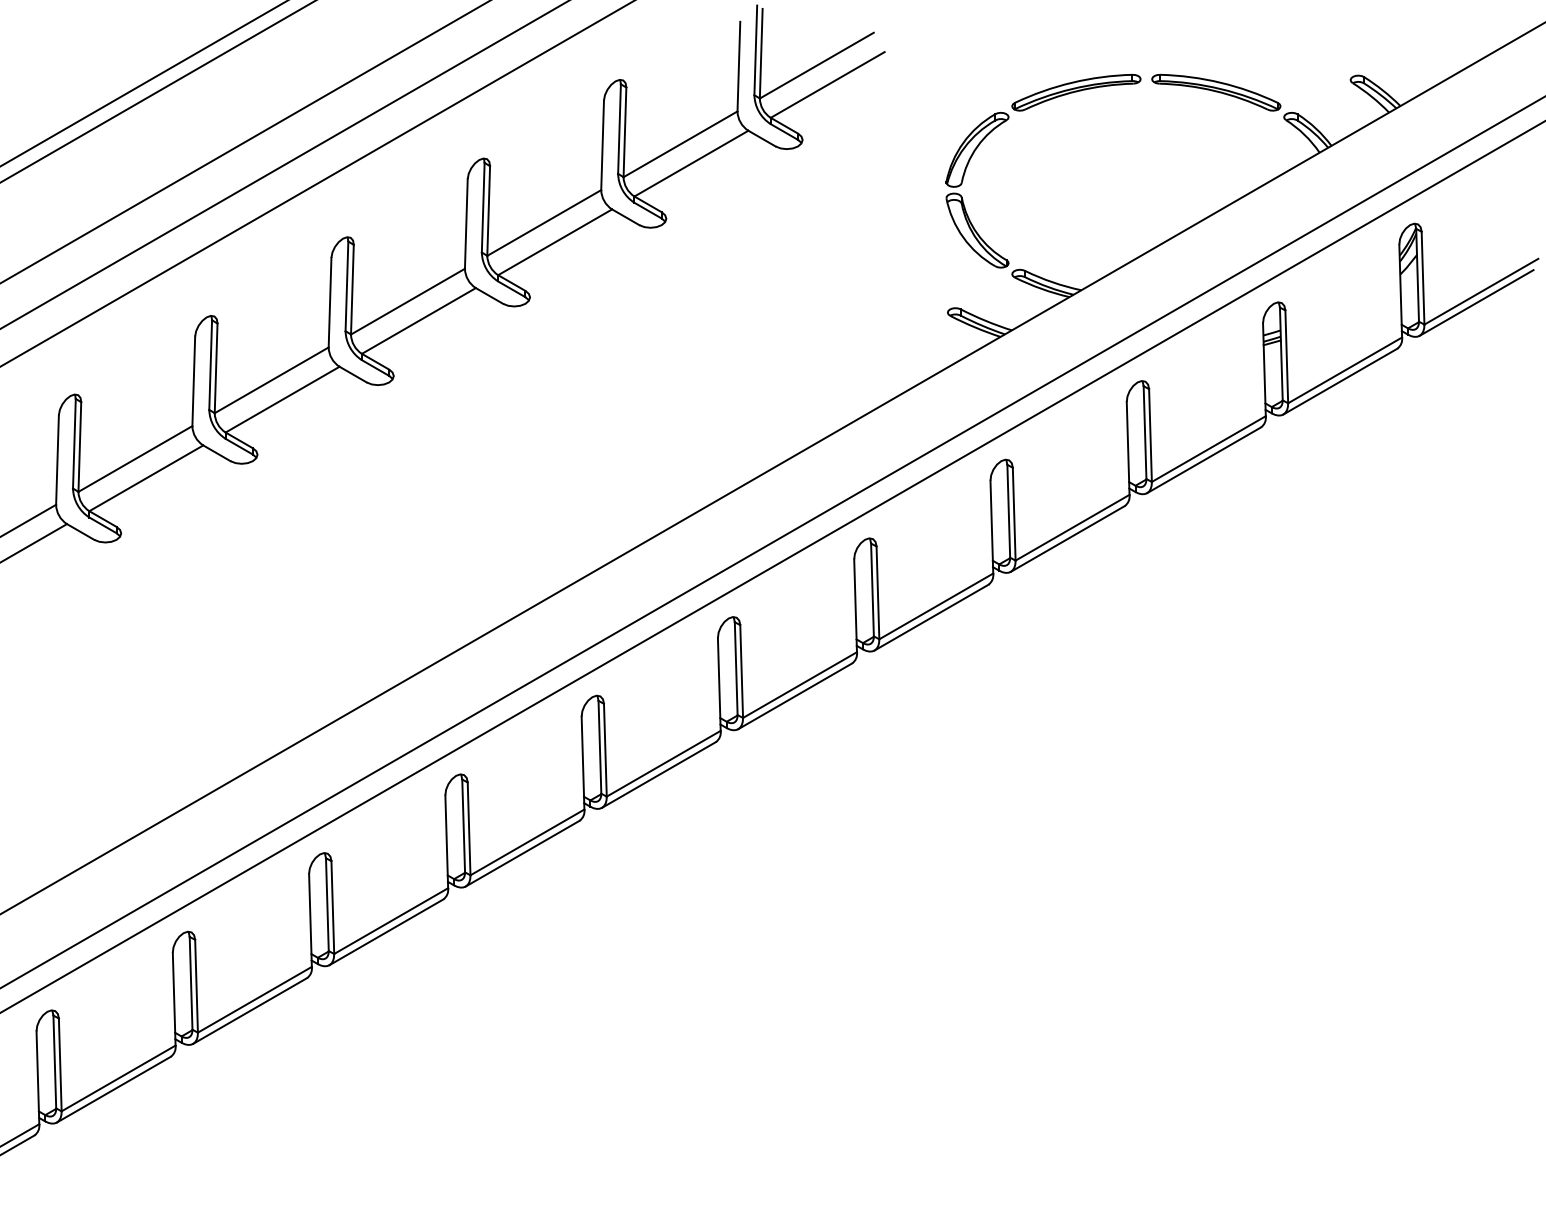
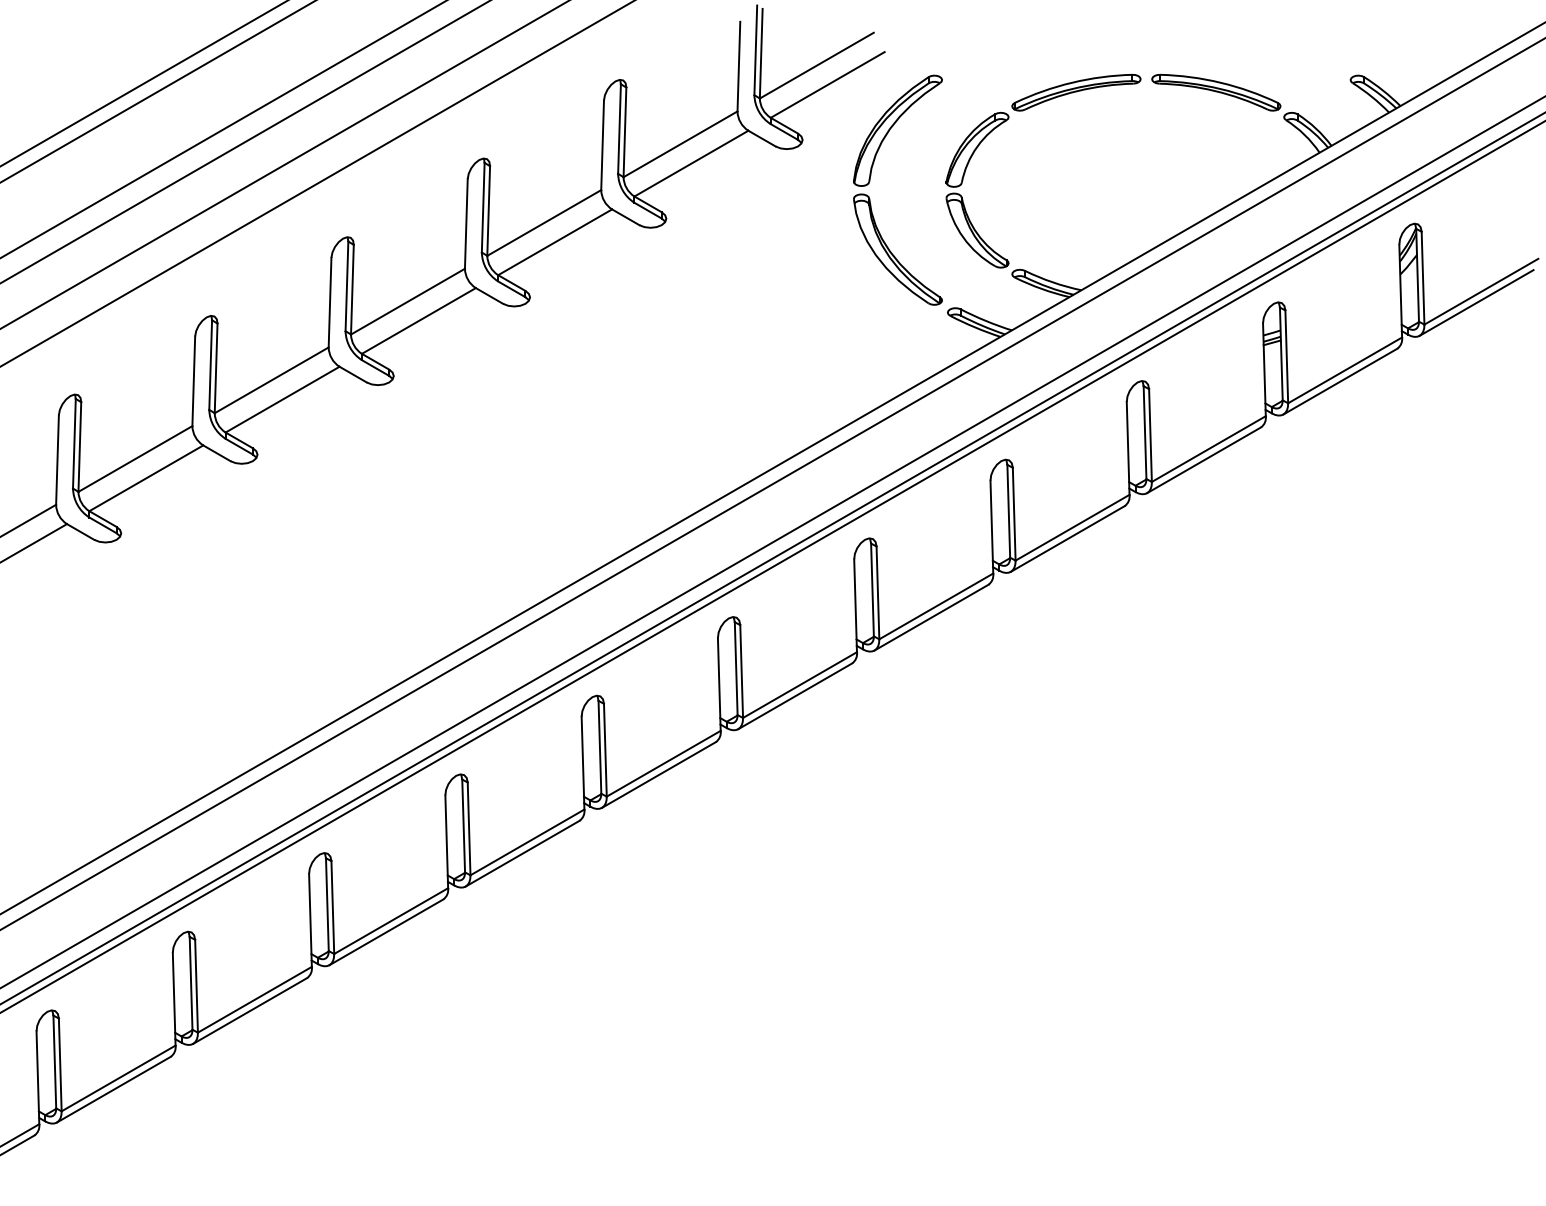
line: none -> present (222, 129)
part: none -> present (870, 181)
line: none -> present (772, 483)
line: none -> present (772, 558)
